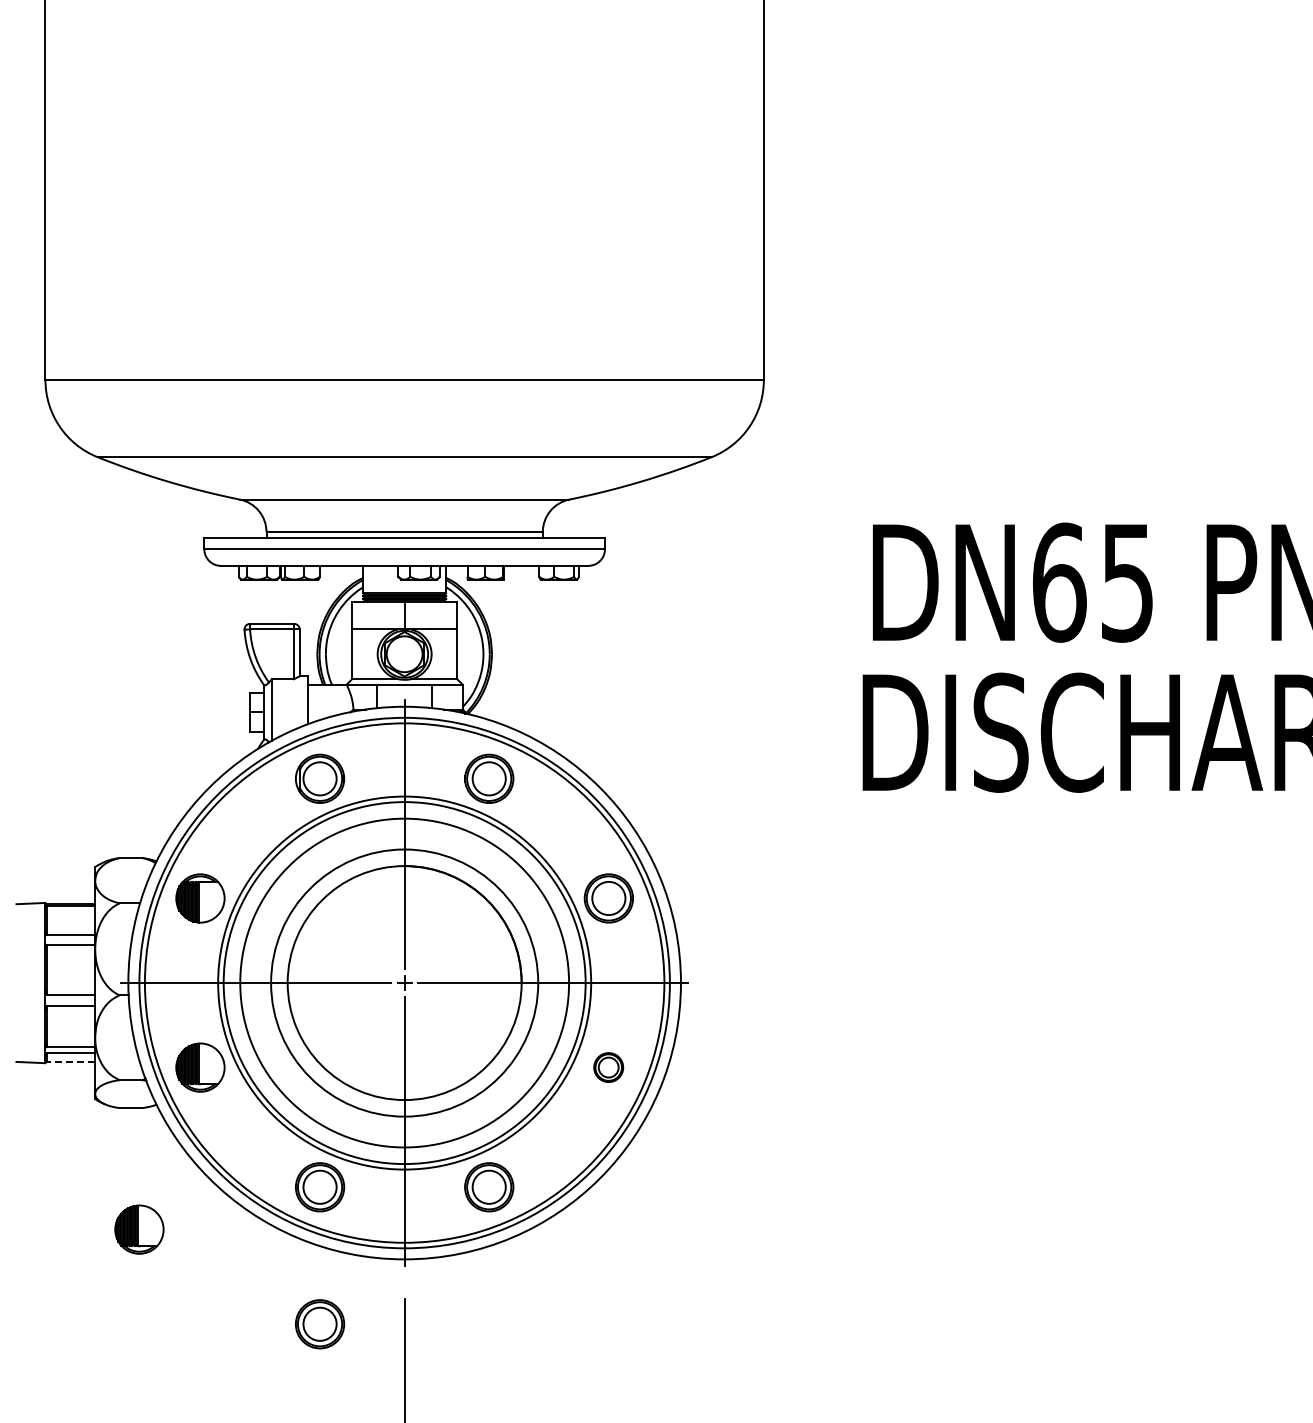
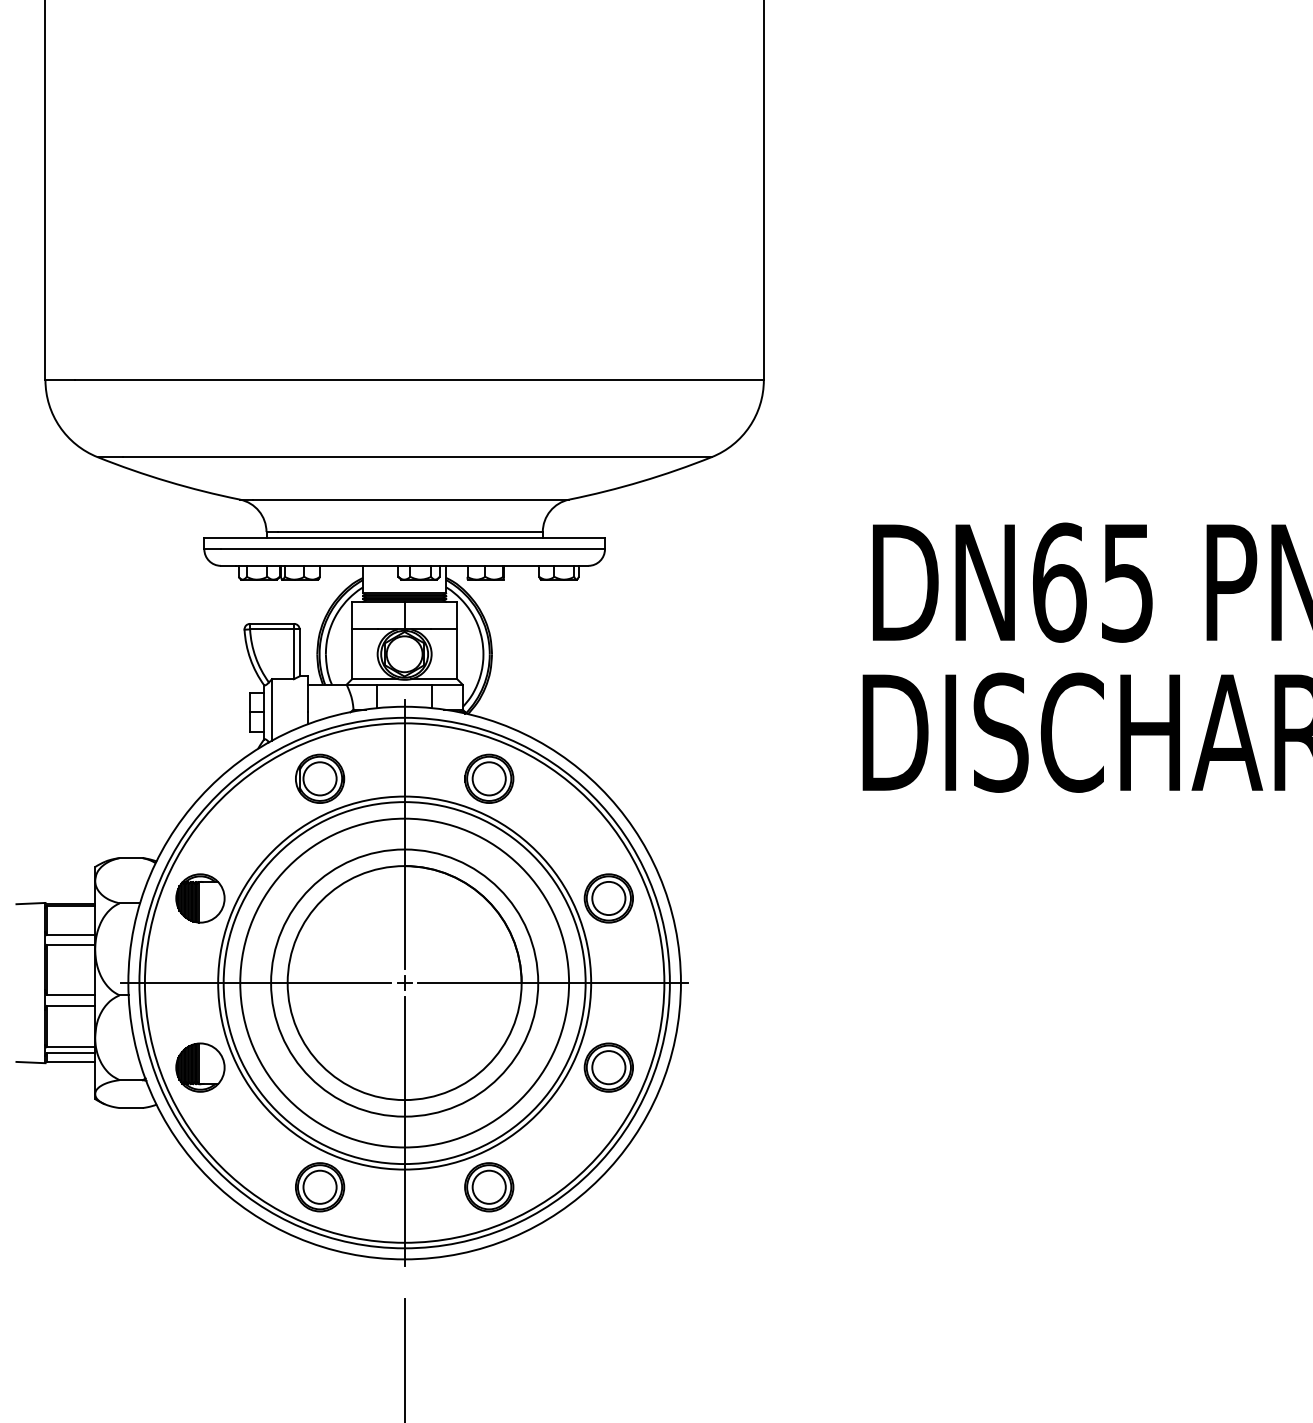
line: dashed -> solid (70, 1062)
part size: 32x31 px -> 51x51 px (608, 1067)
part: present -> none (139, 1229)
part: present -> none (320, 1324)
